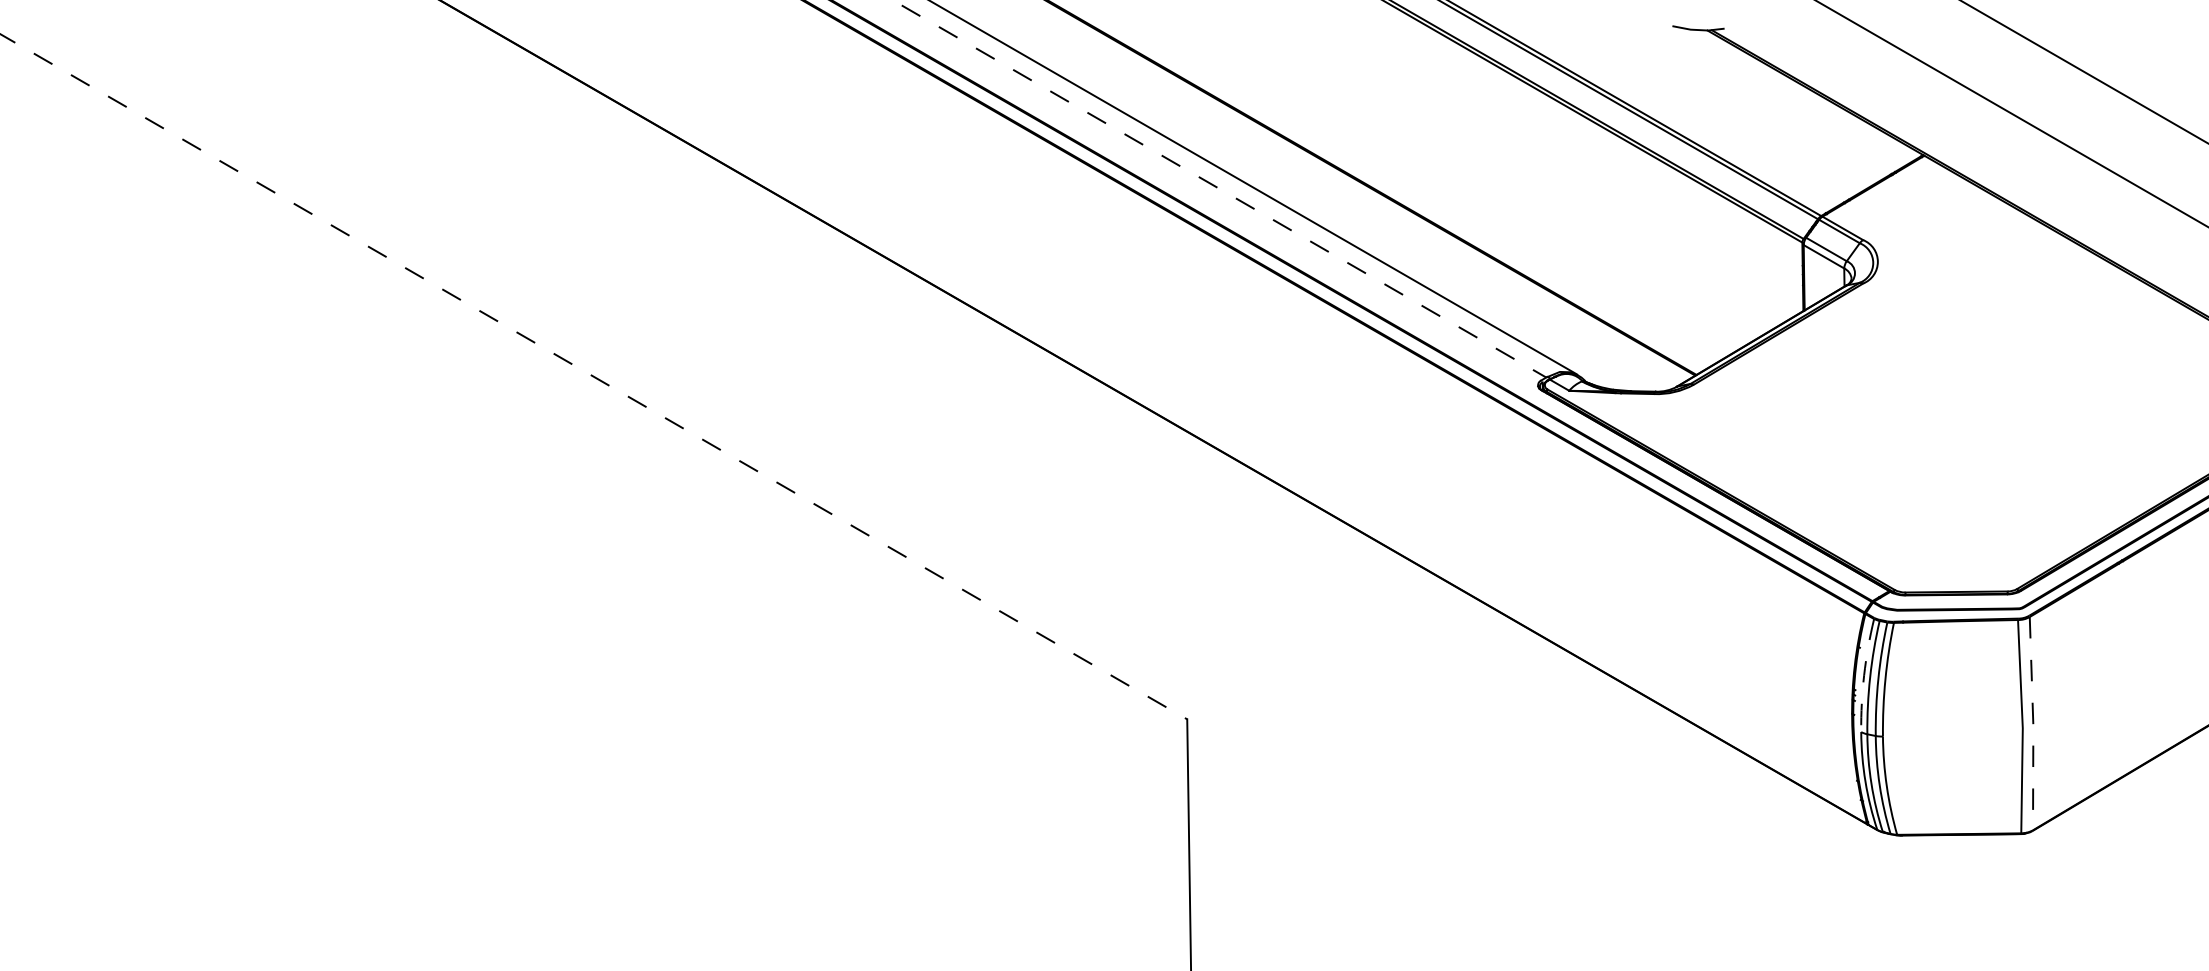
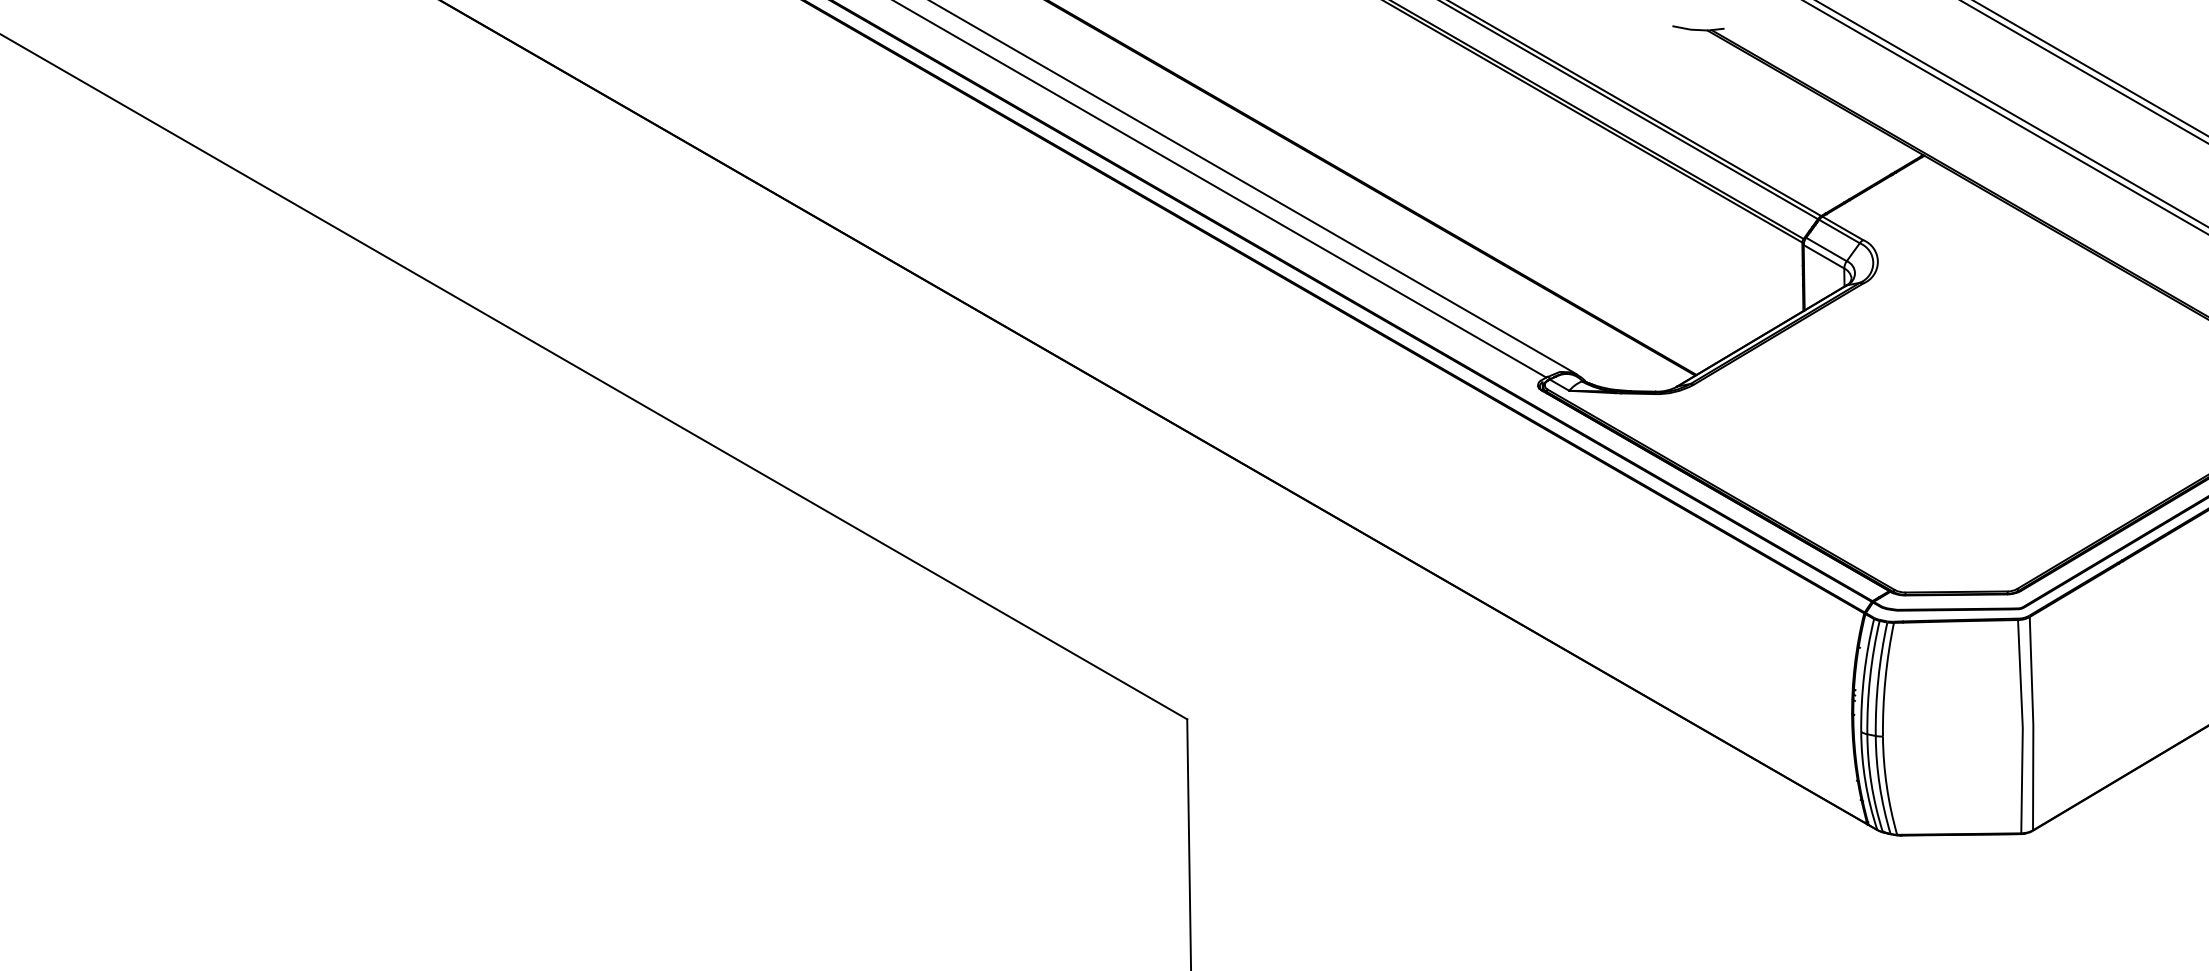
line: none -> present (2090, 68)
line: none -> present (2005, 117)
line: dashed -> solid (1219, 189)
line: dashed -> solid (594, 376)
arc: dashed -> solid (1864, 675)
line: dashed -> solid (2033, 724)
